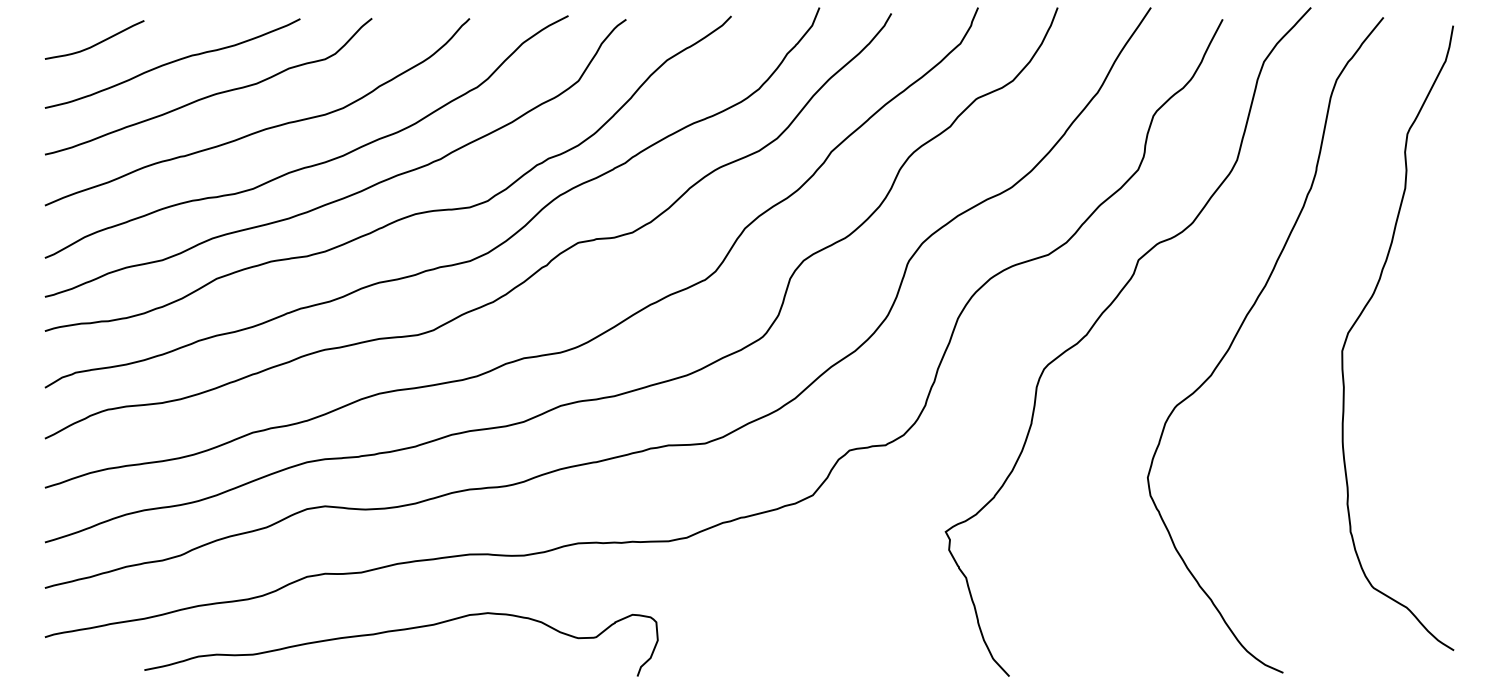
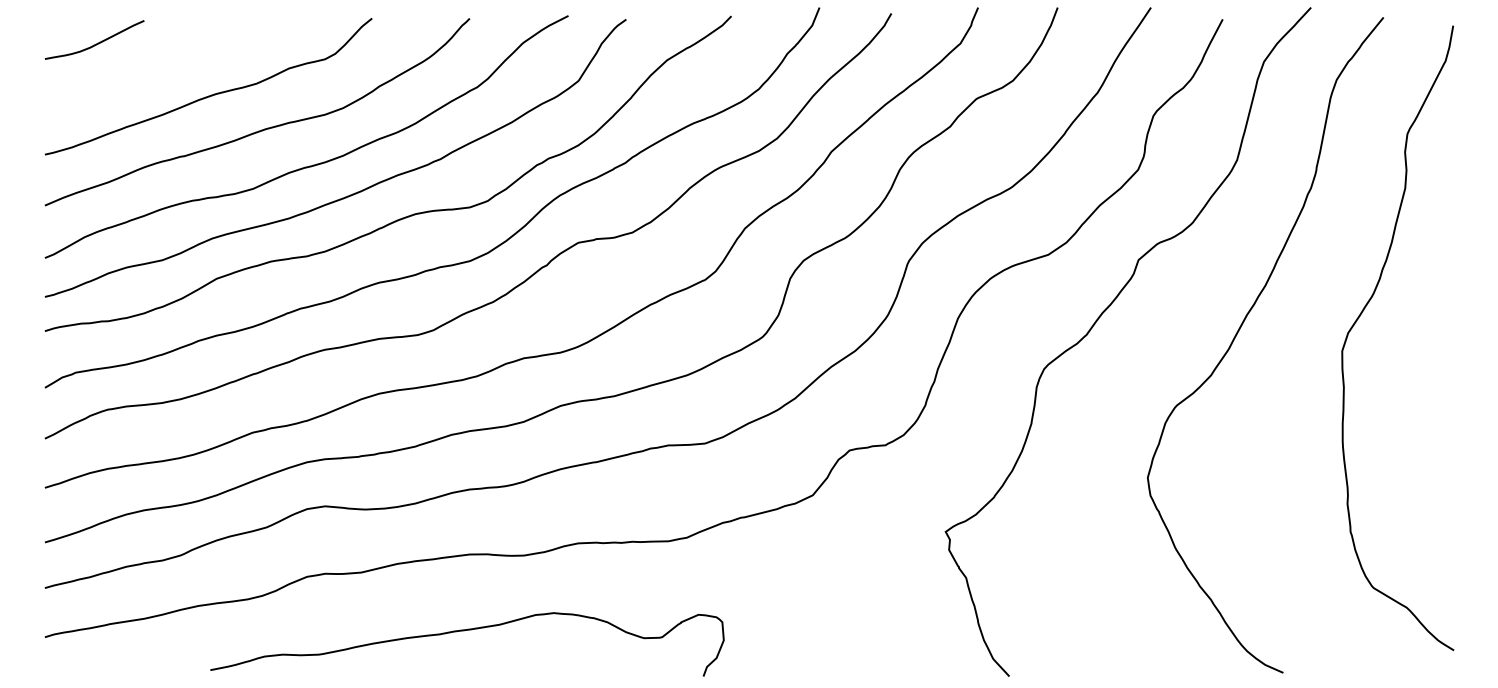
curve: present -> none (172, 62)
curve position: (398, 631) -> (464, 631) (464, 631)
